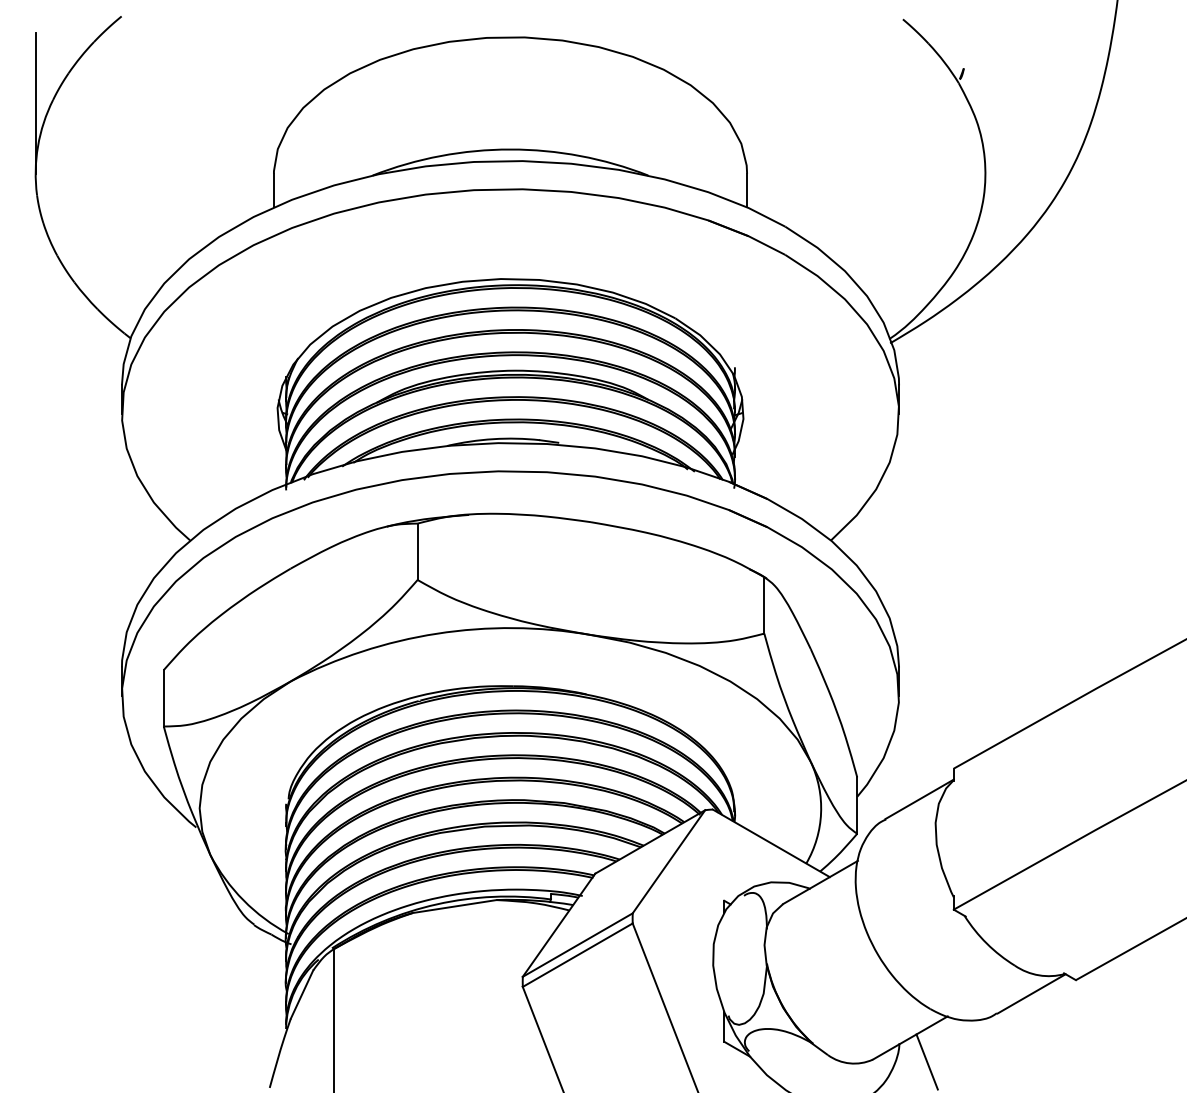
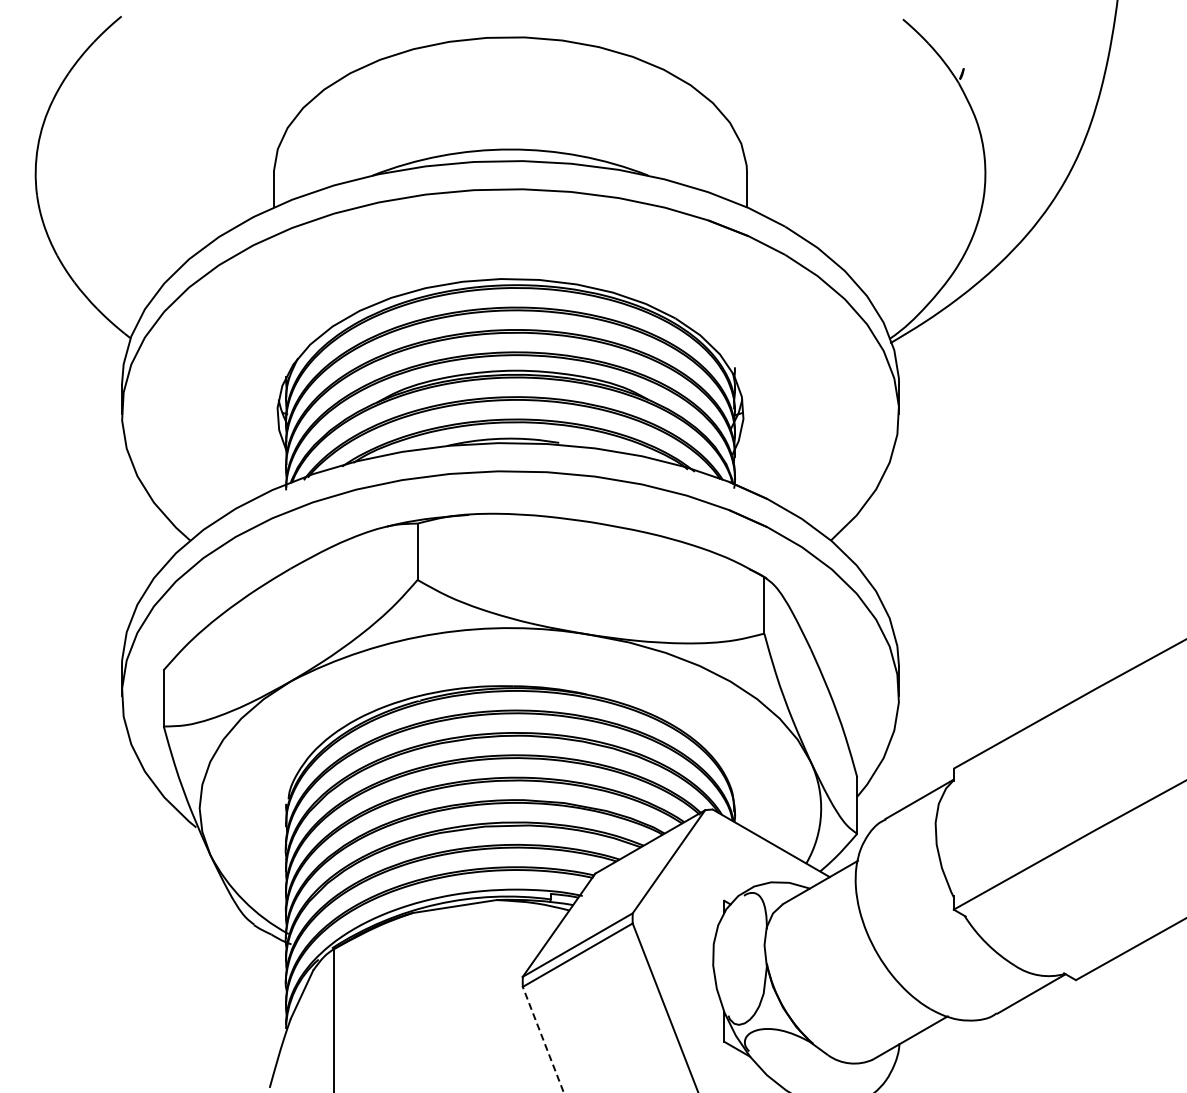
line: present -> none (35, 102)
line: solid -> dashed (543, 1039)
line: present -> none (926, 1061)
